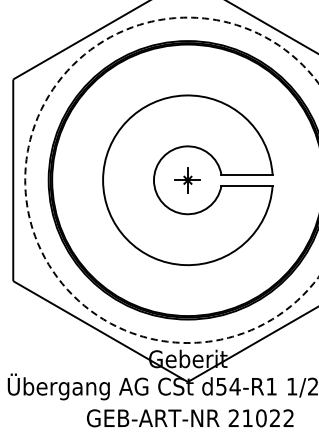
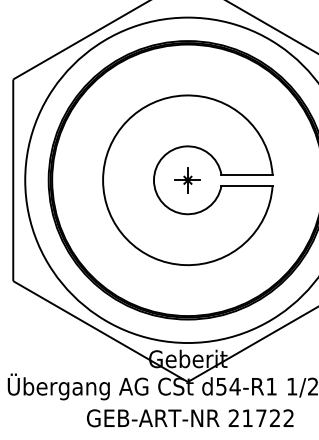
circle: dashed -> solid (171, 180)
text: 21022 -> 21722 (261, 418)
